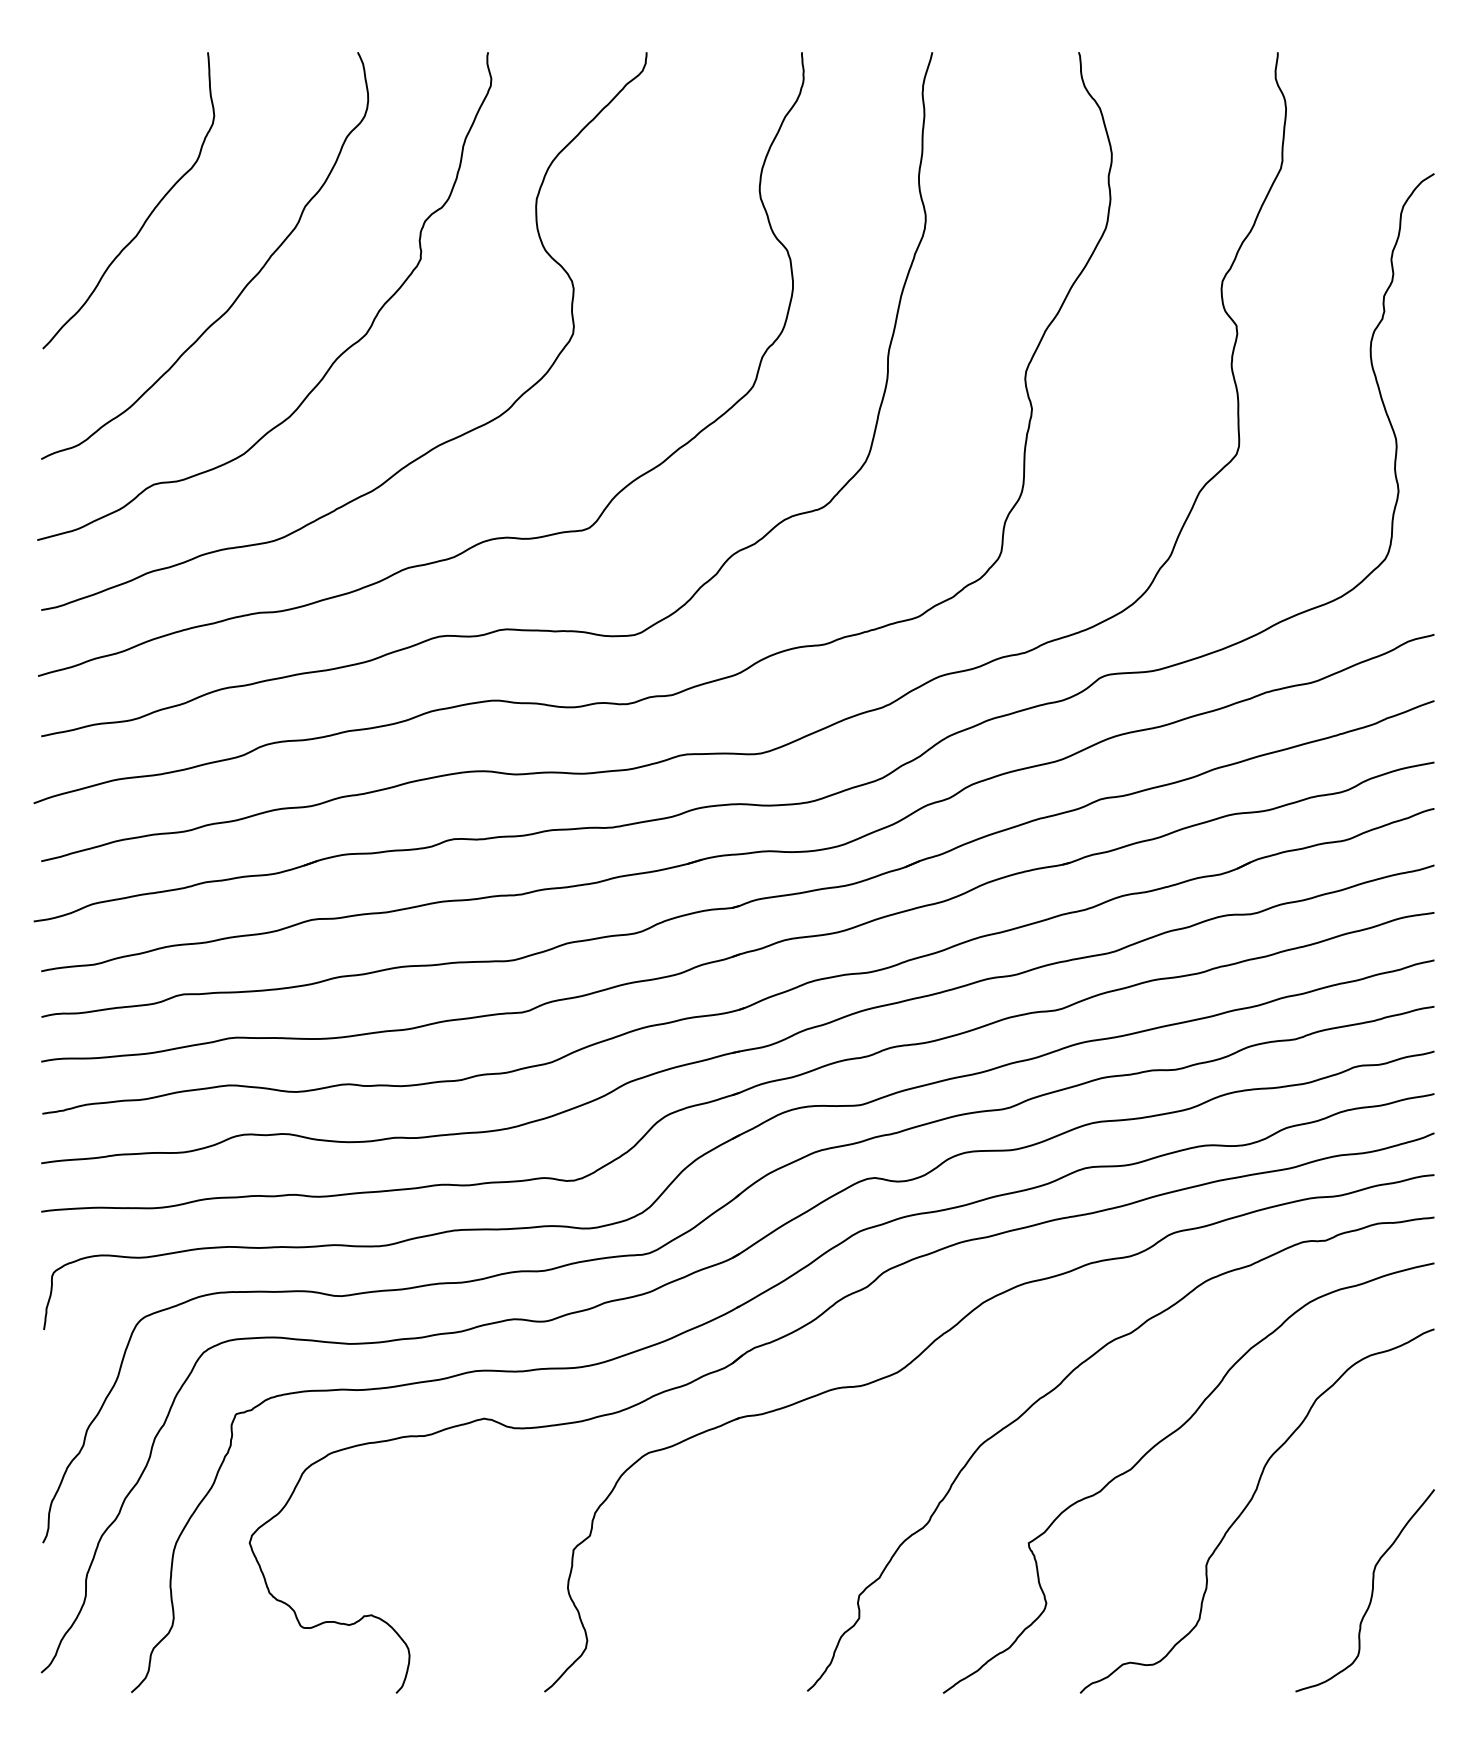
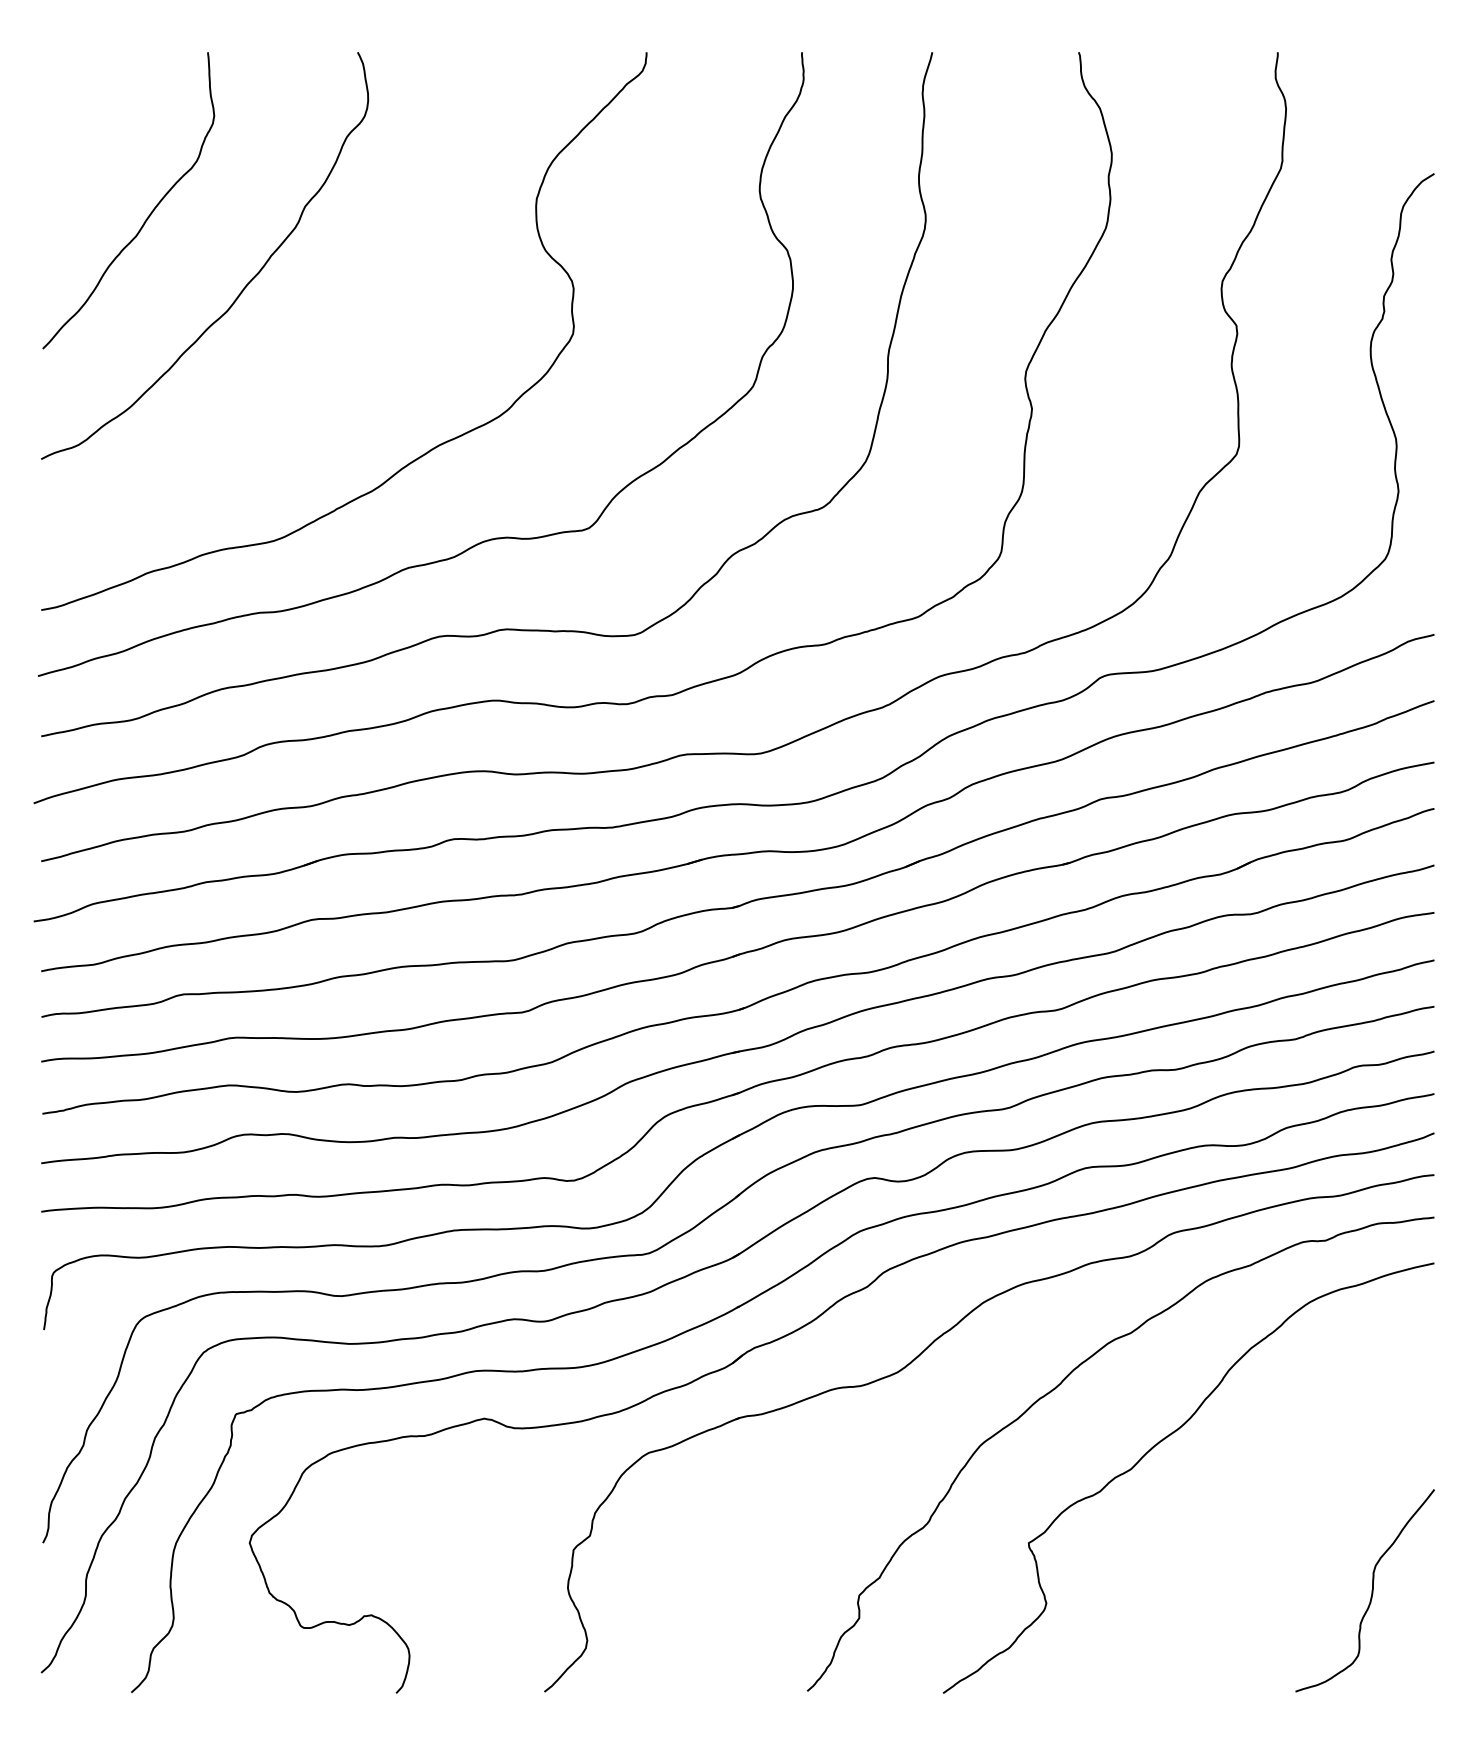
curve: present -> none (332, 362)
curve: present -> none (1248, 1505)
